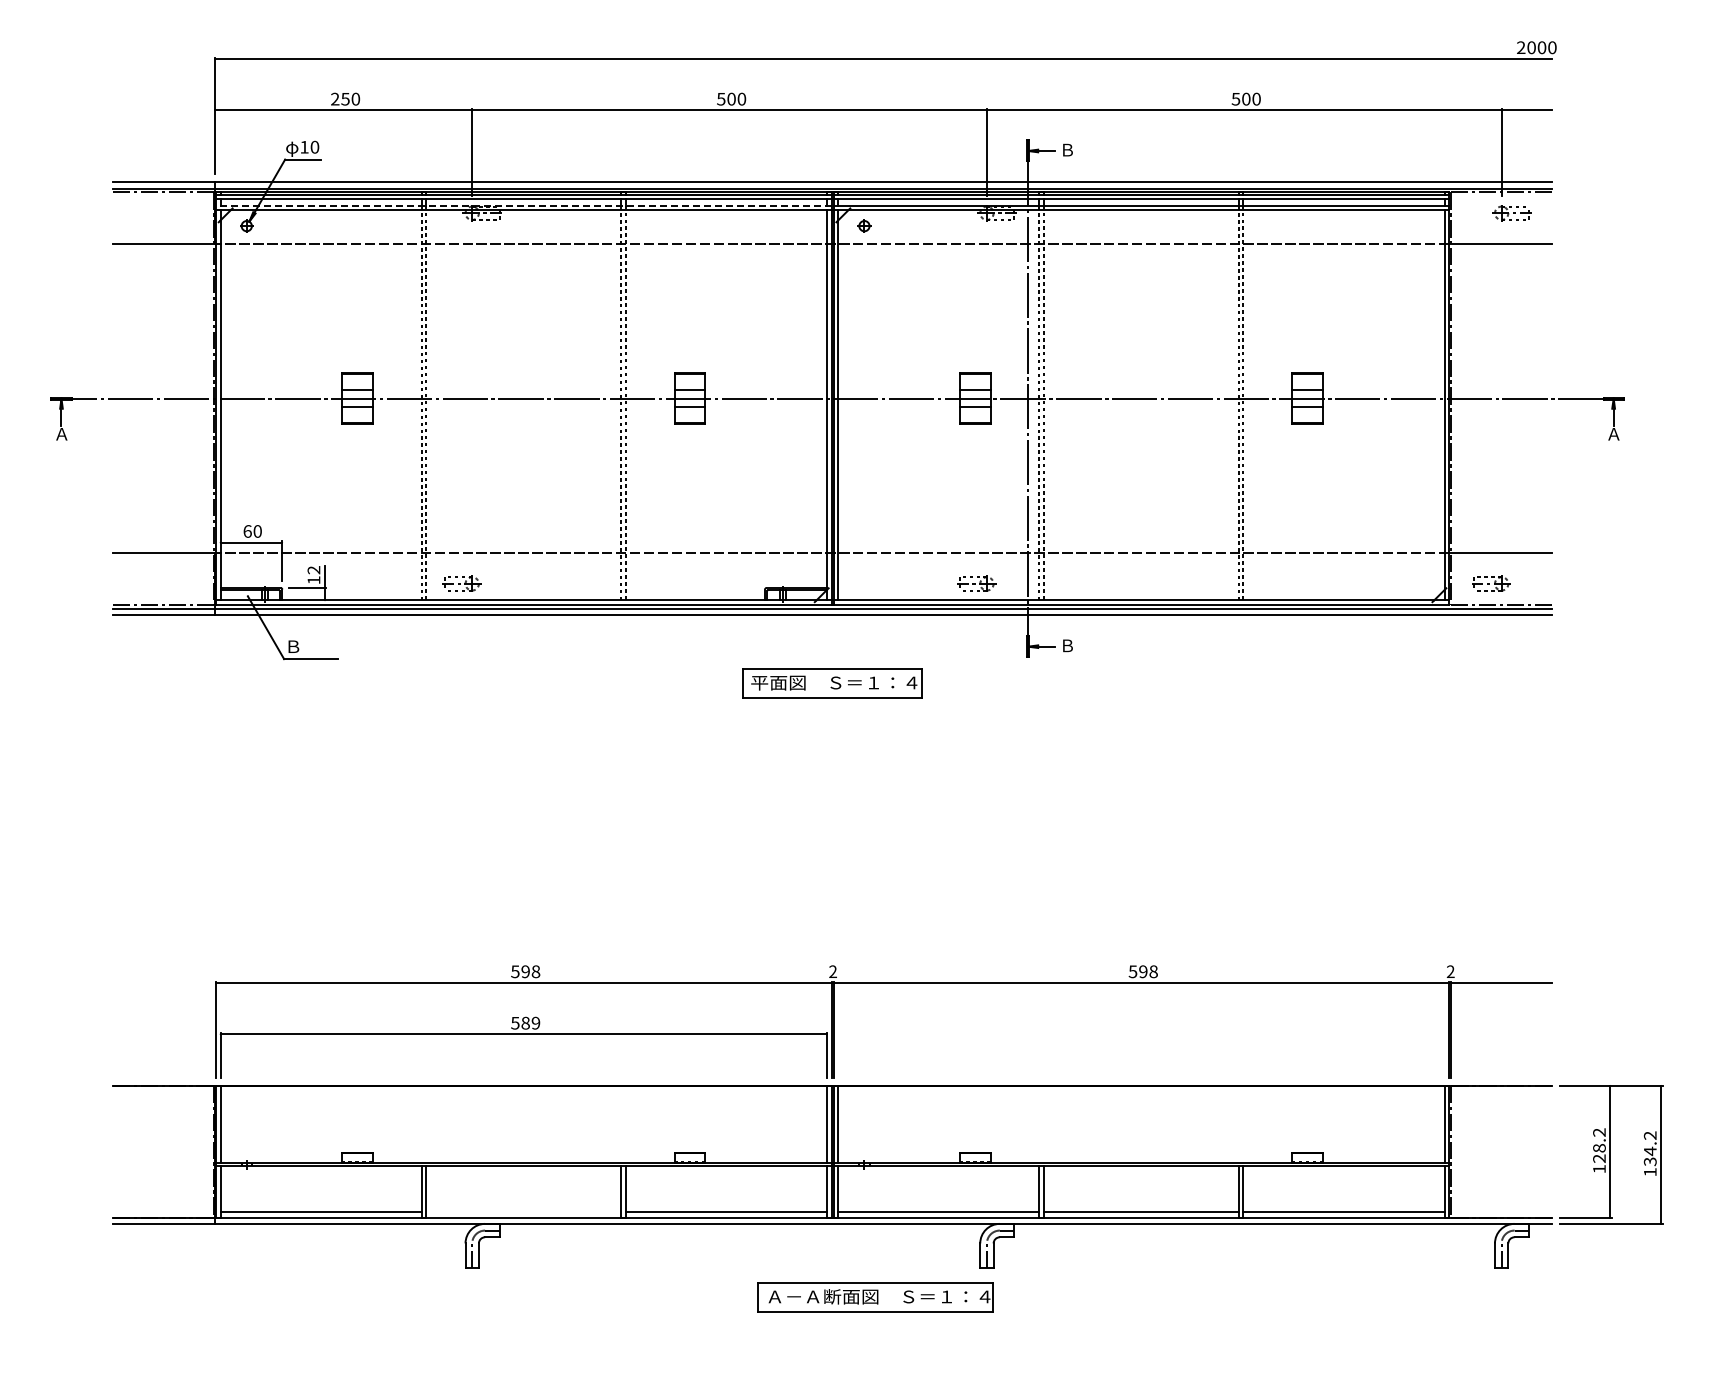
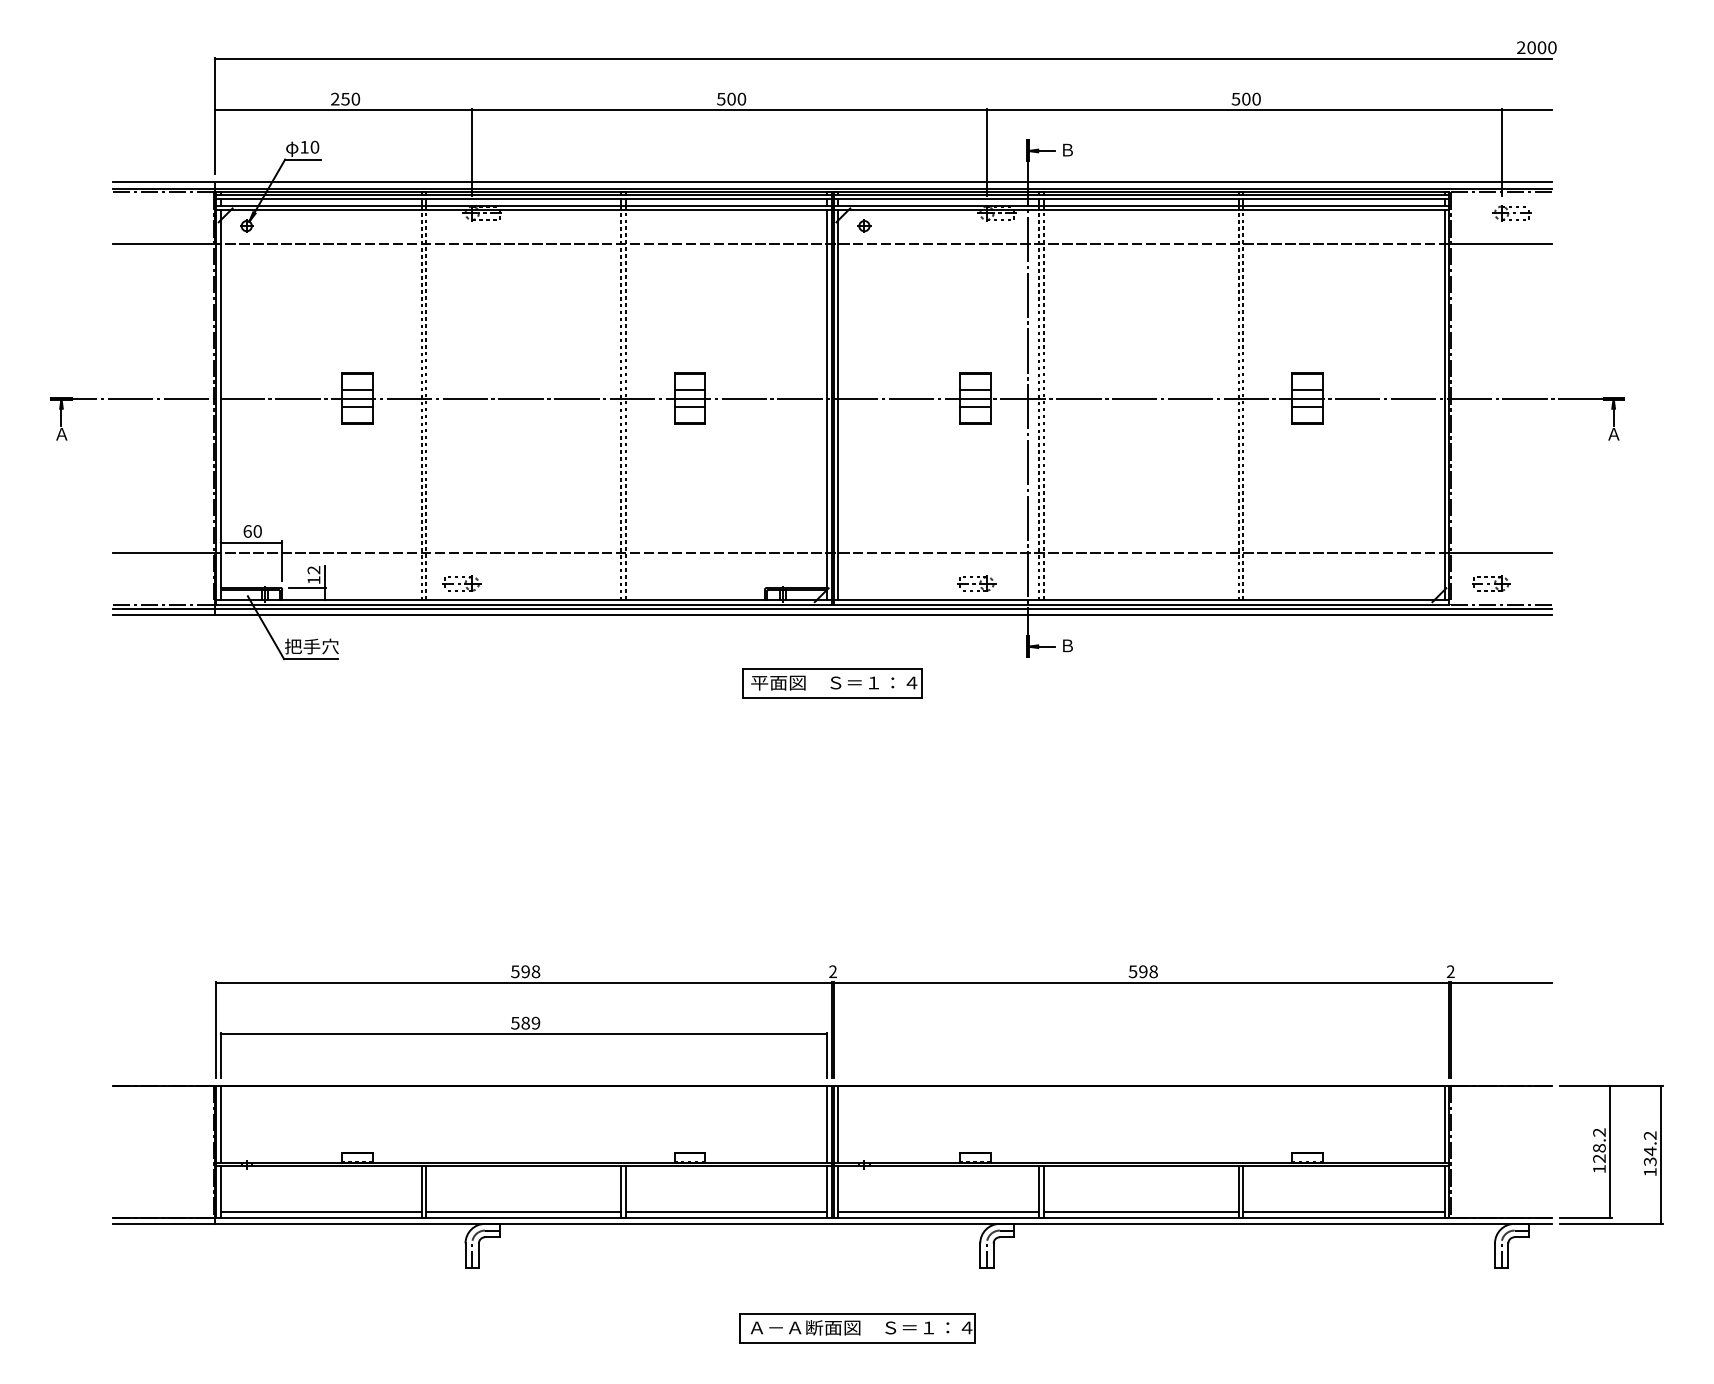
line: dashed -> solid (523, 205)
text: Ｂ -> 把手穴 (311, 646)
line: none -> present (523, 1211)
part position: (875, 1297) -> (857, 1328) (857, 1328)
